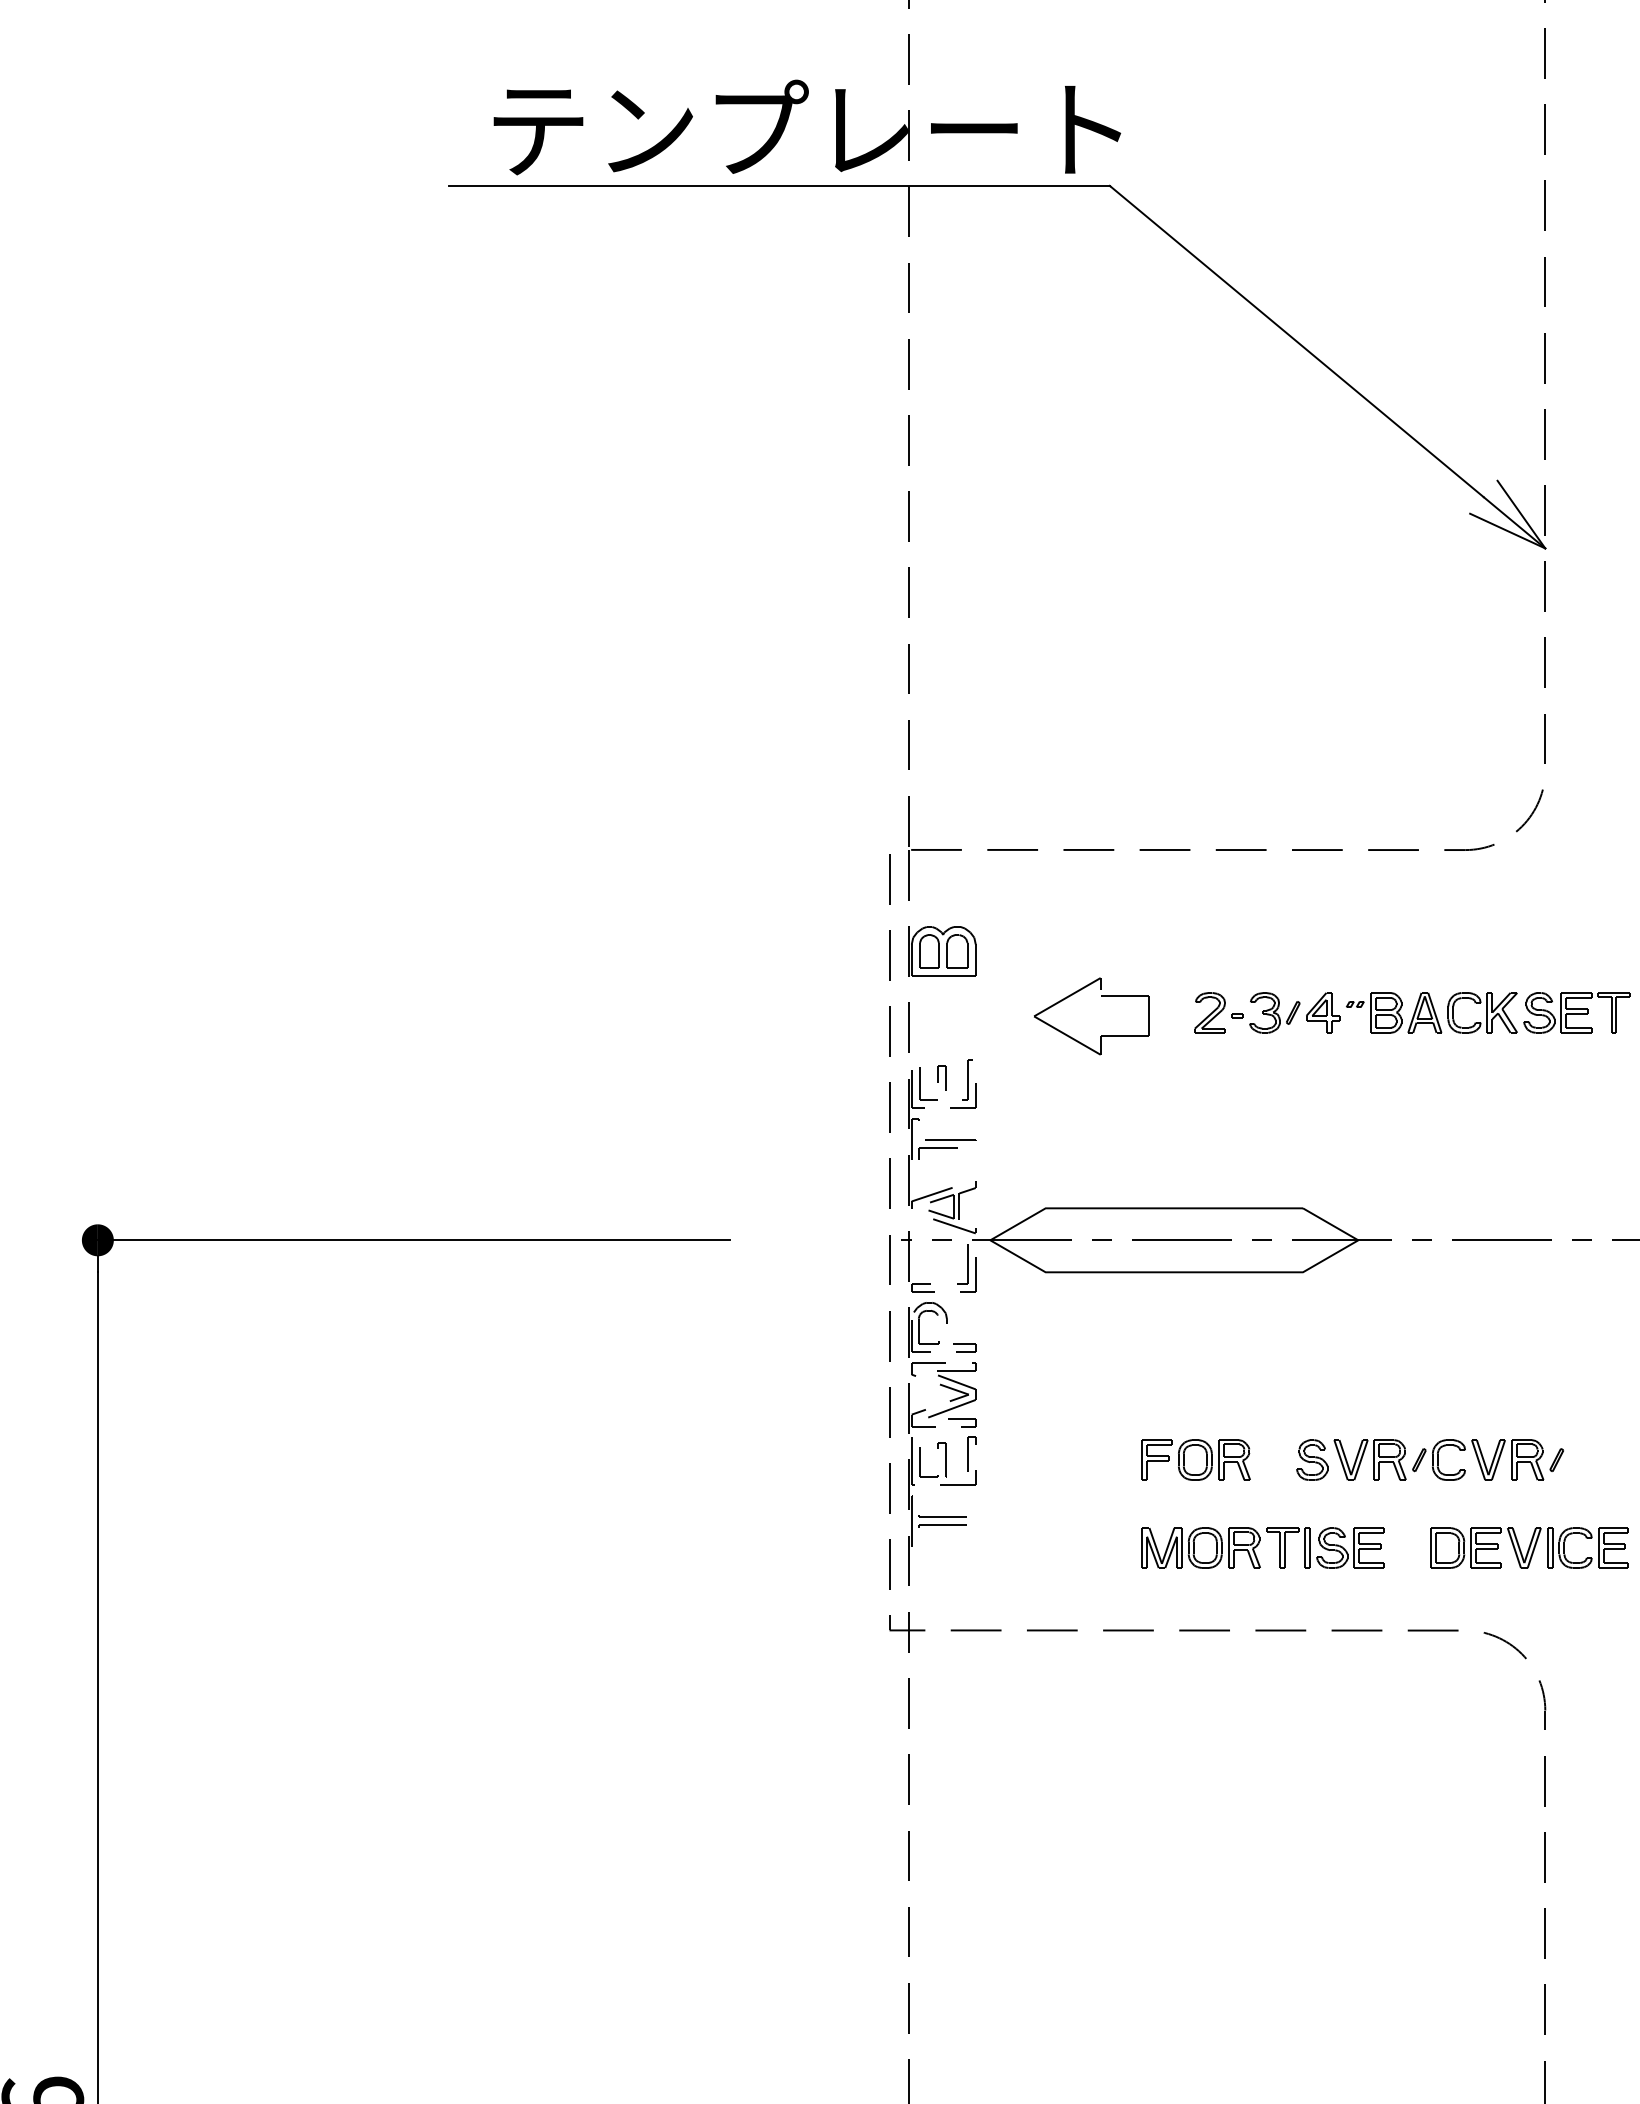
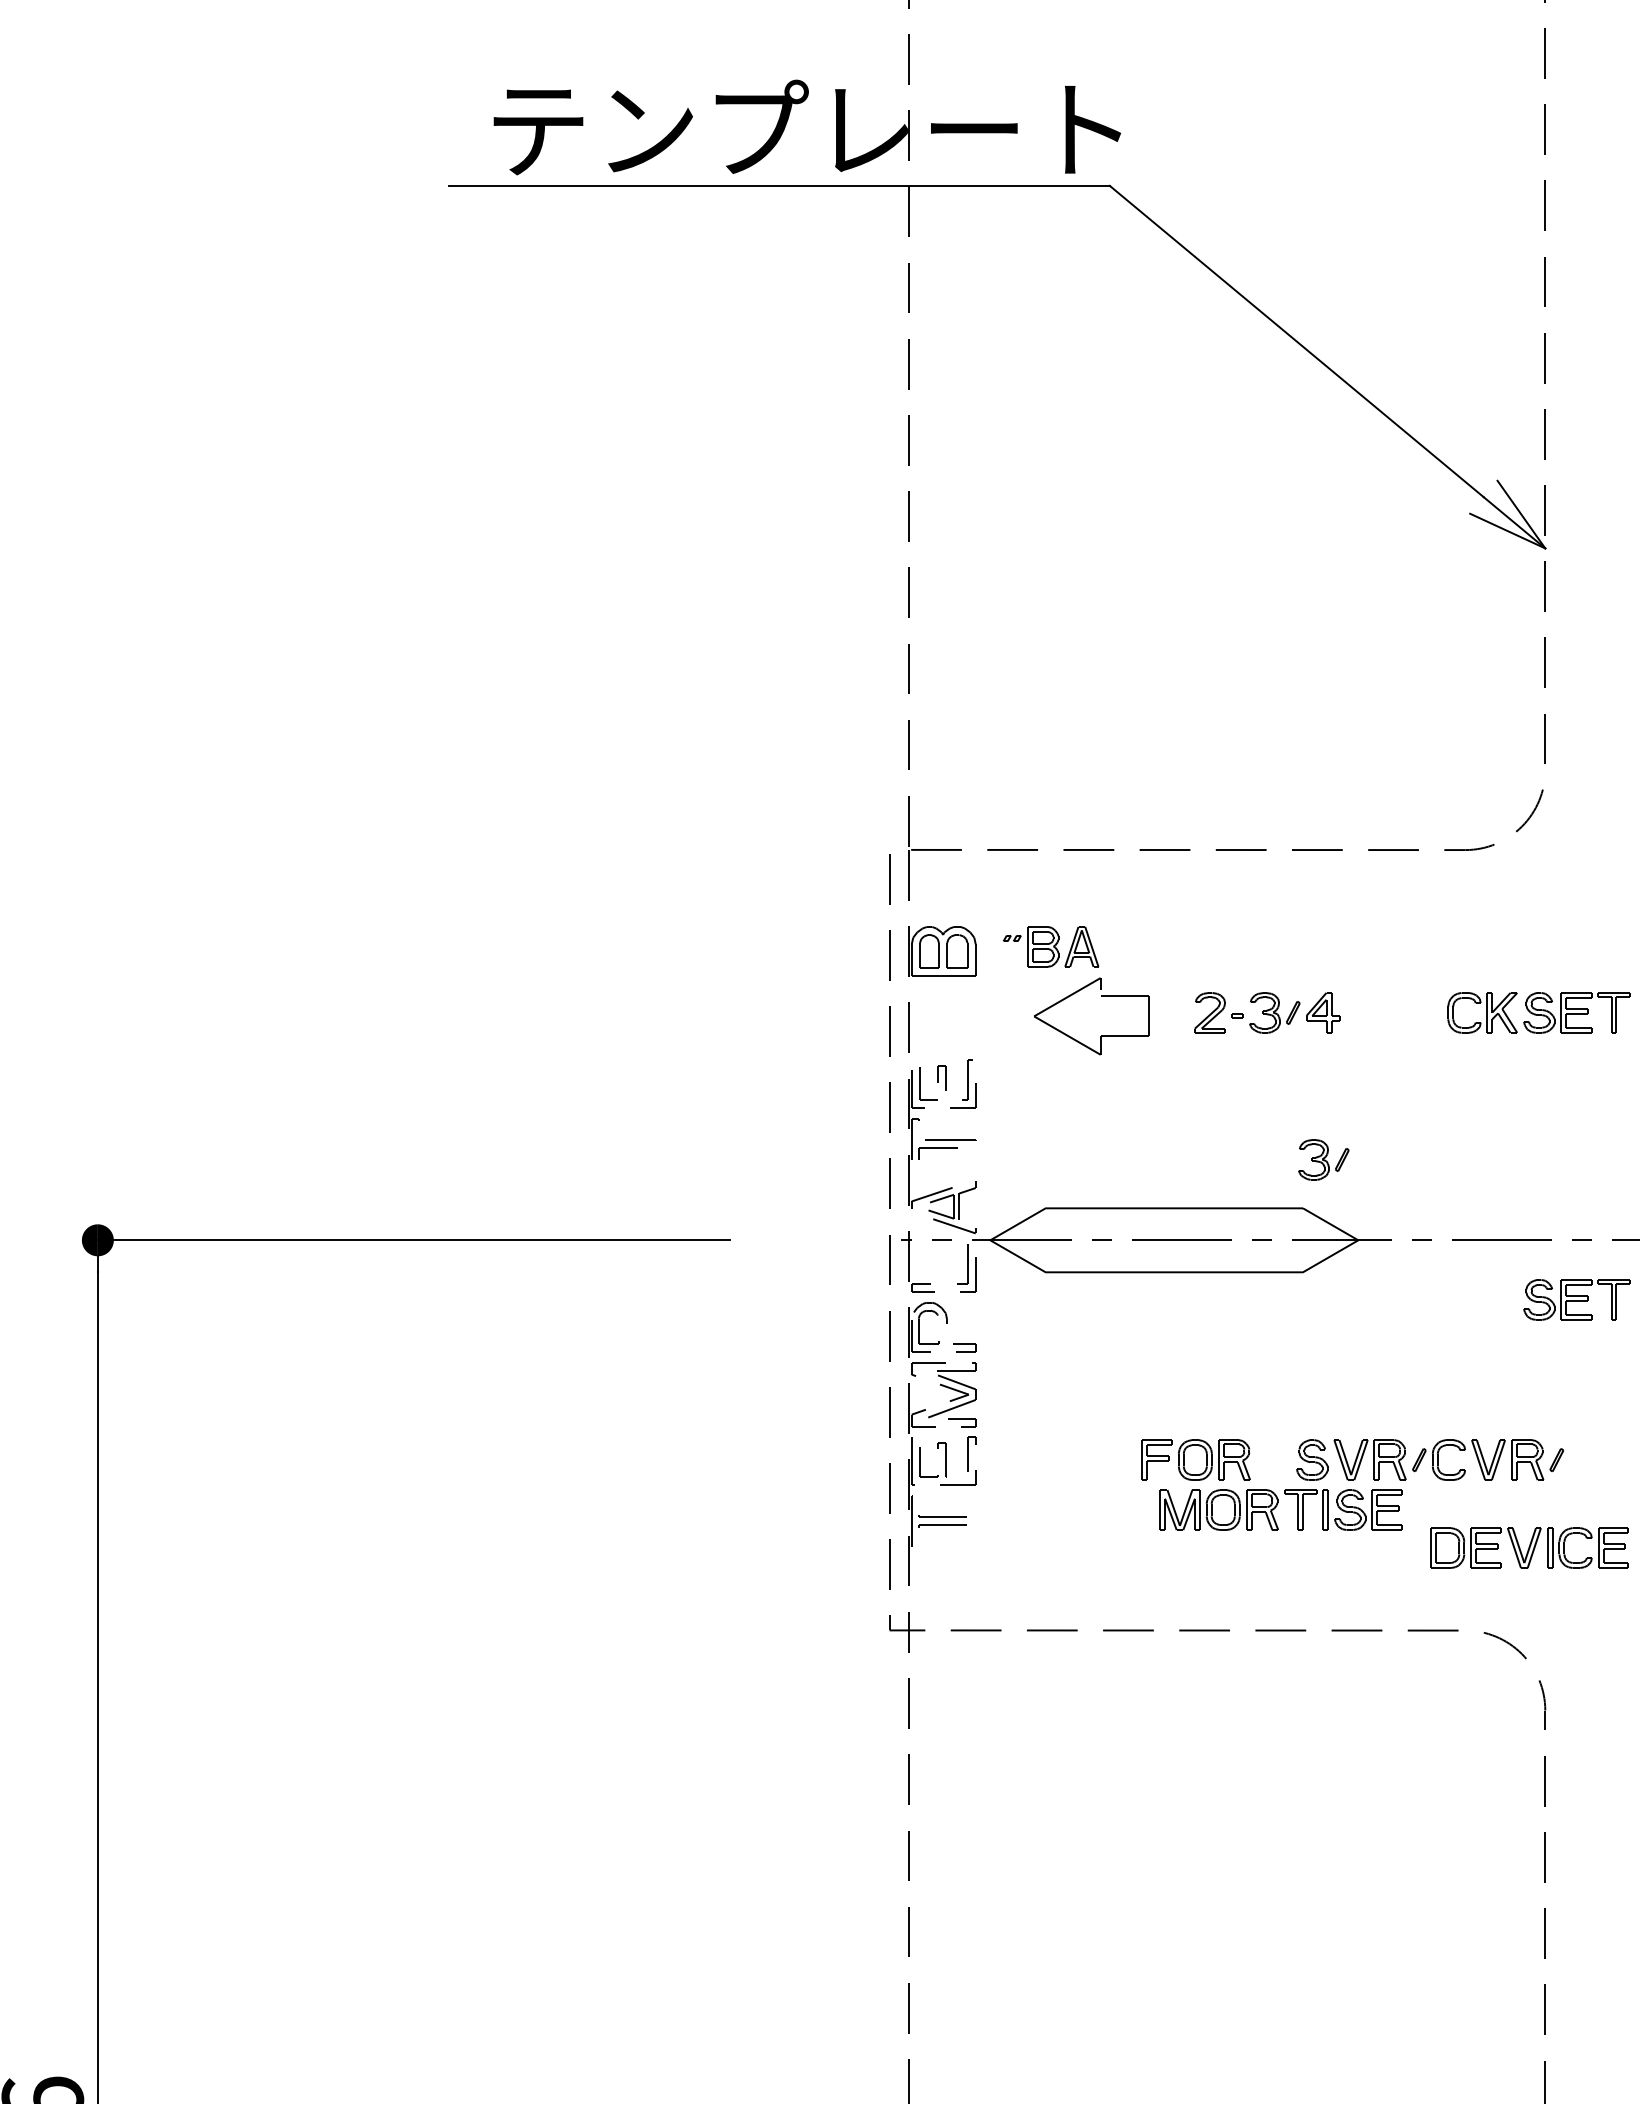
part position: (1394, 1012) -> (1051, 946) (1051, 946)
part: none -> present (1323, 1159)
part: none -> present (1576, 1299)
part position: (1262, 1547) -> (1280, 1509) (1280, 1509)
